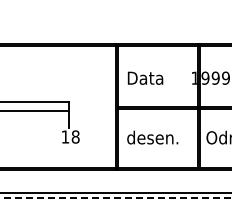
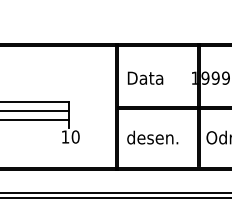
line: none -> present (35, 119)
text: 18 -> 10 (75, 136)
line: dashed -> solid (116, 197)
